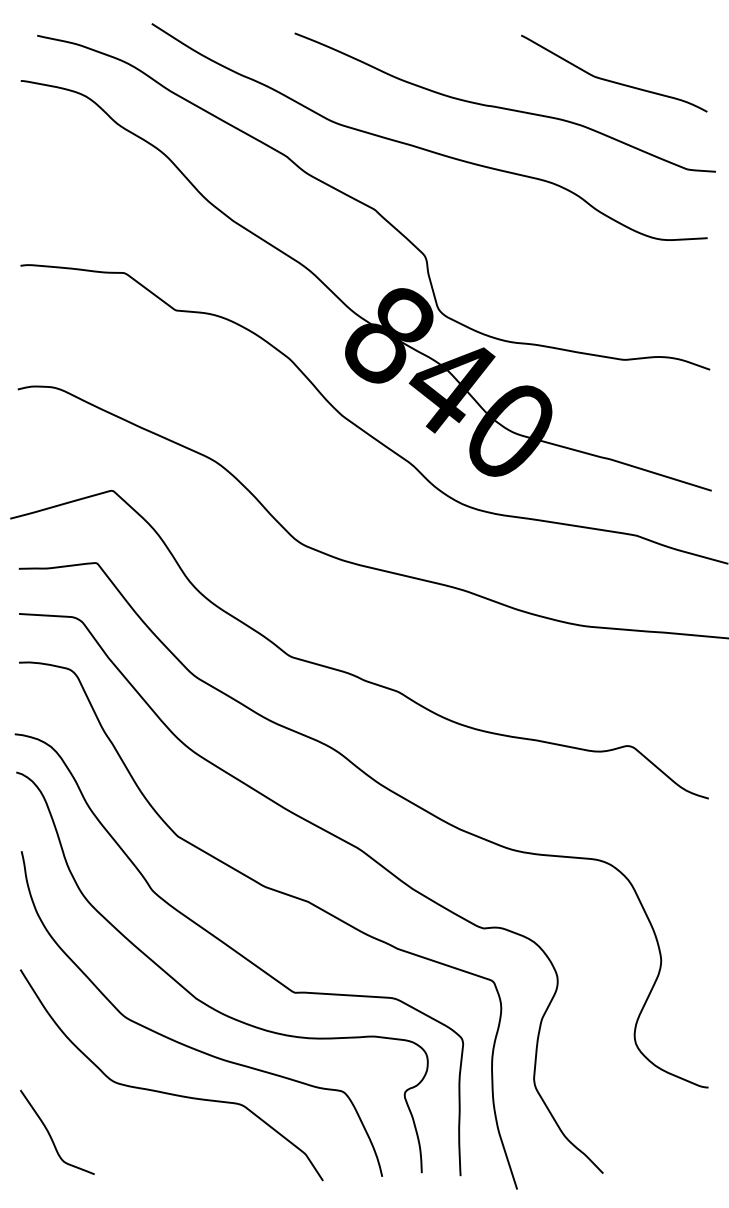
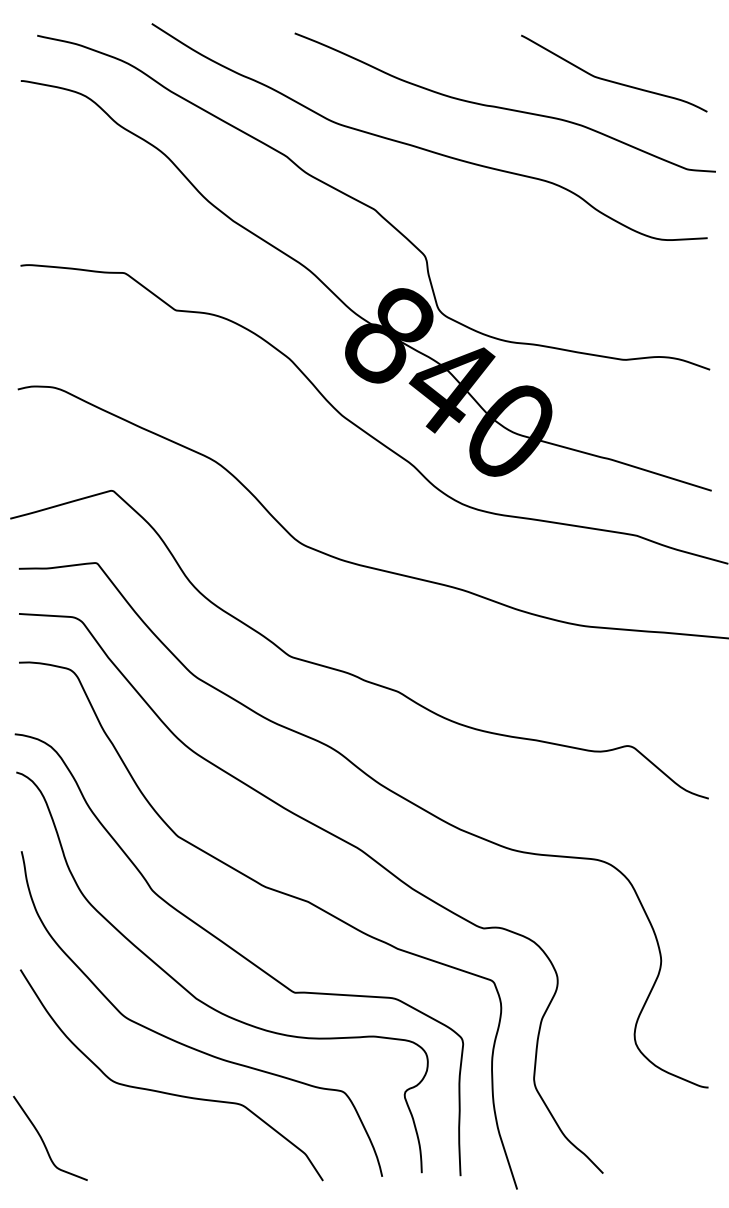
curve position: (50, 1134) -> (43, 1140) (43, 1140)
